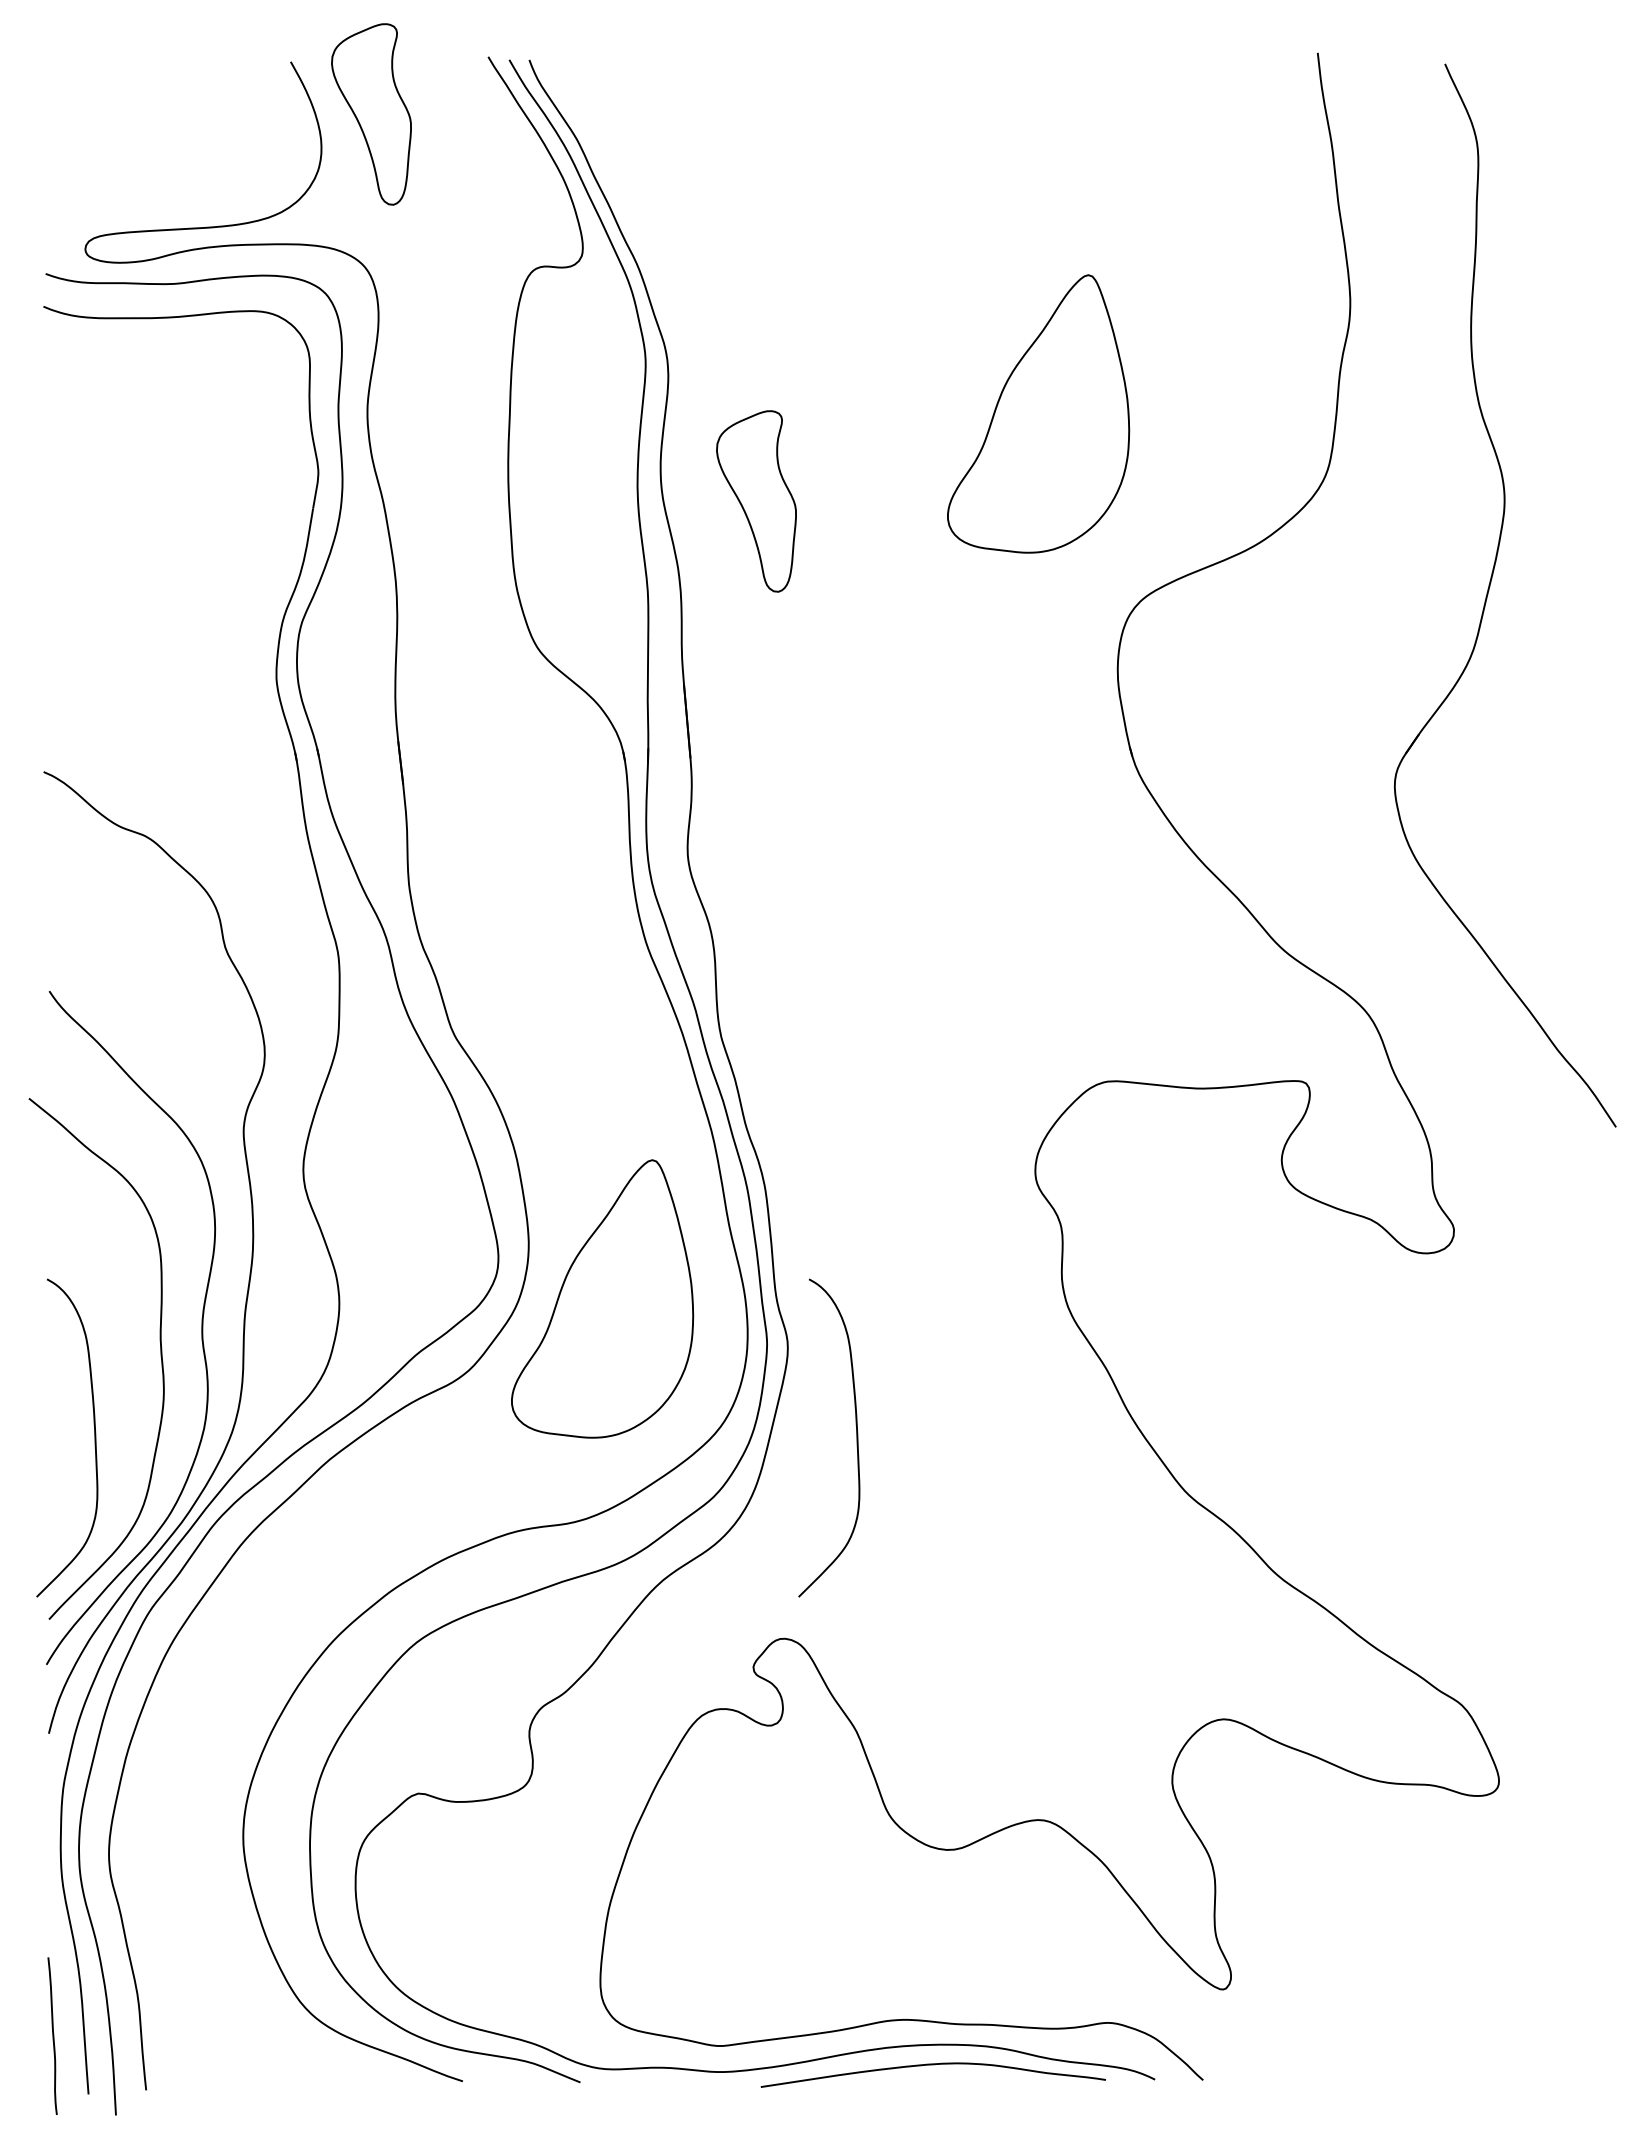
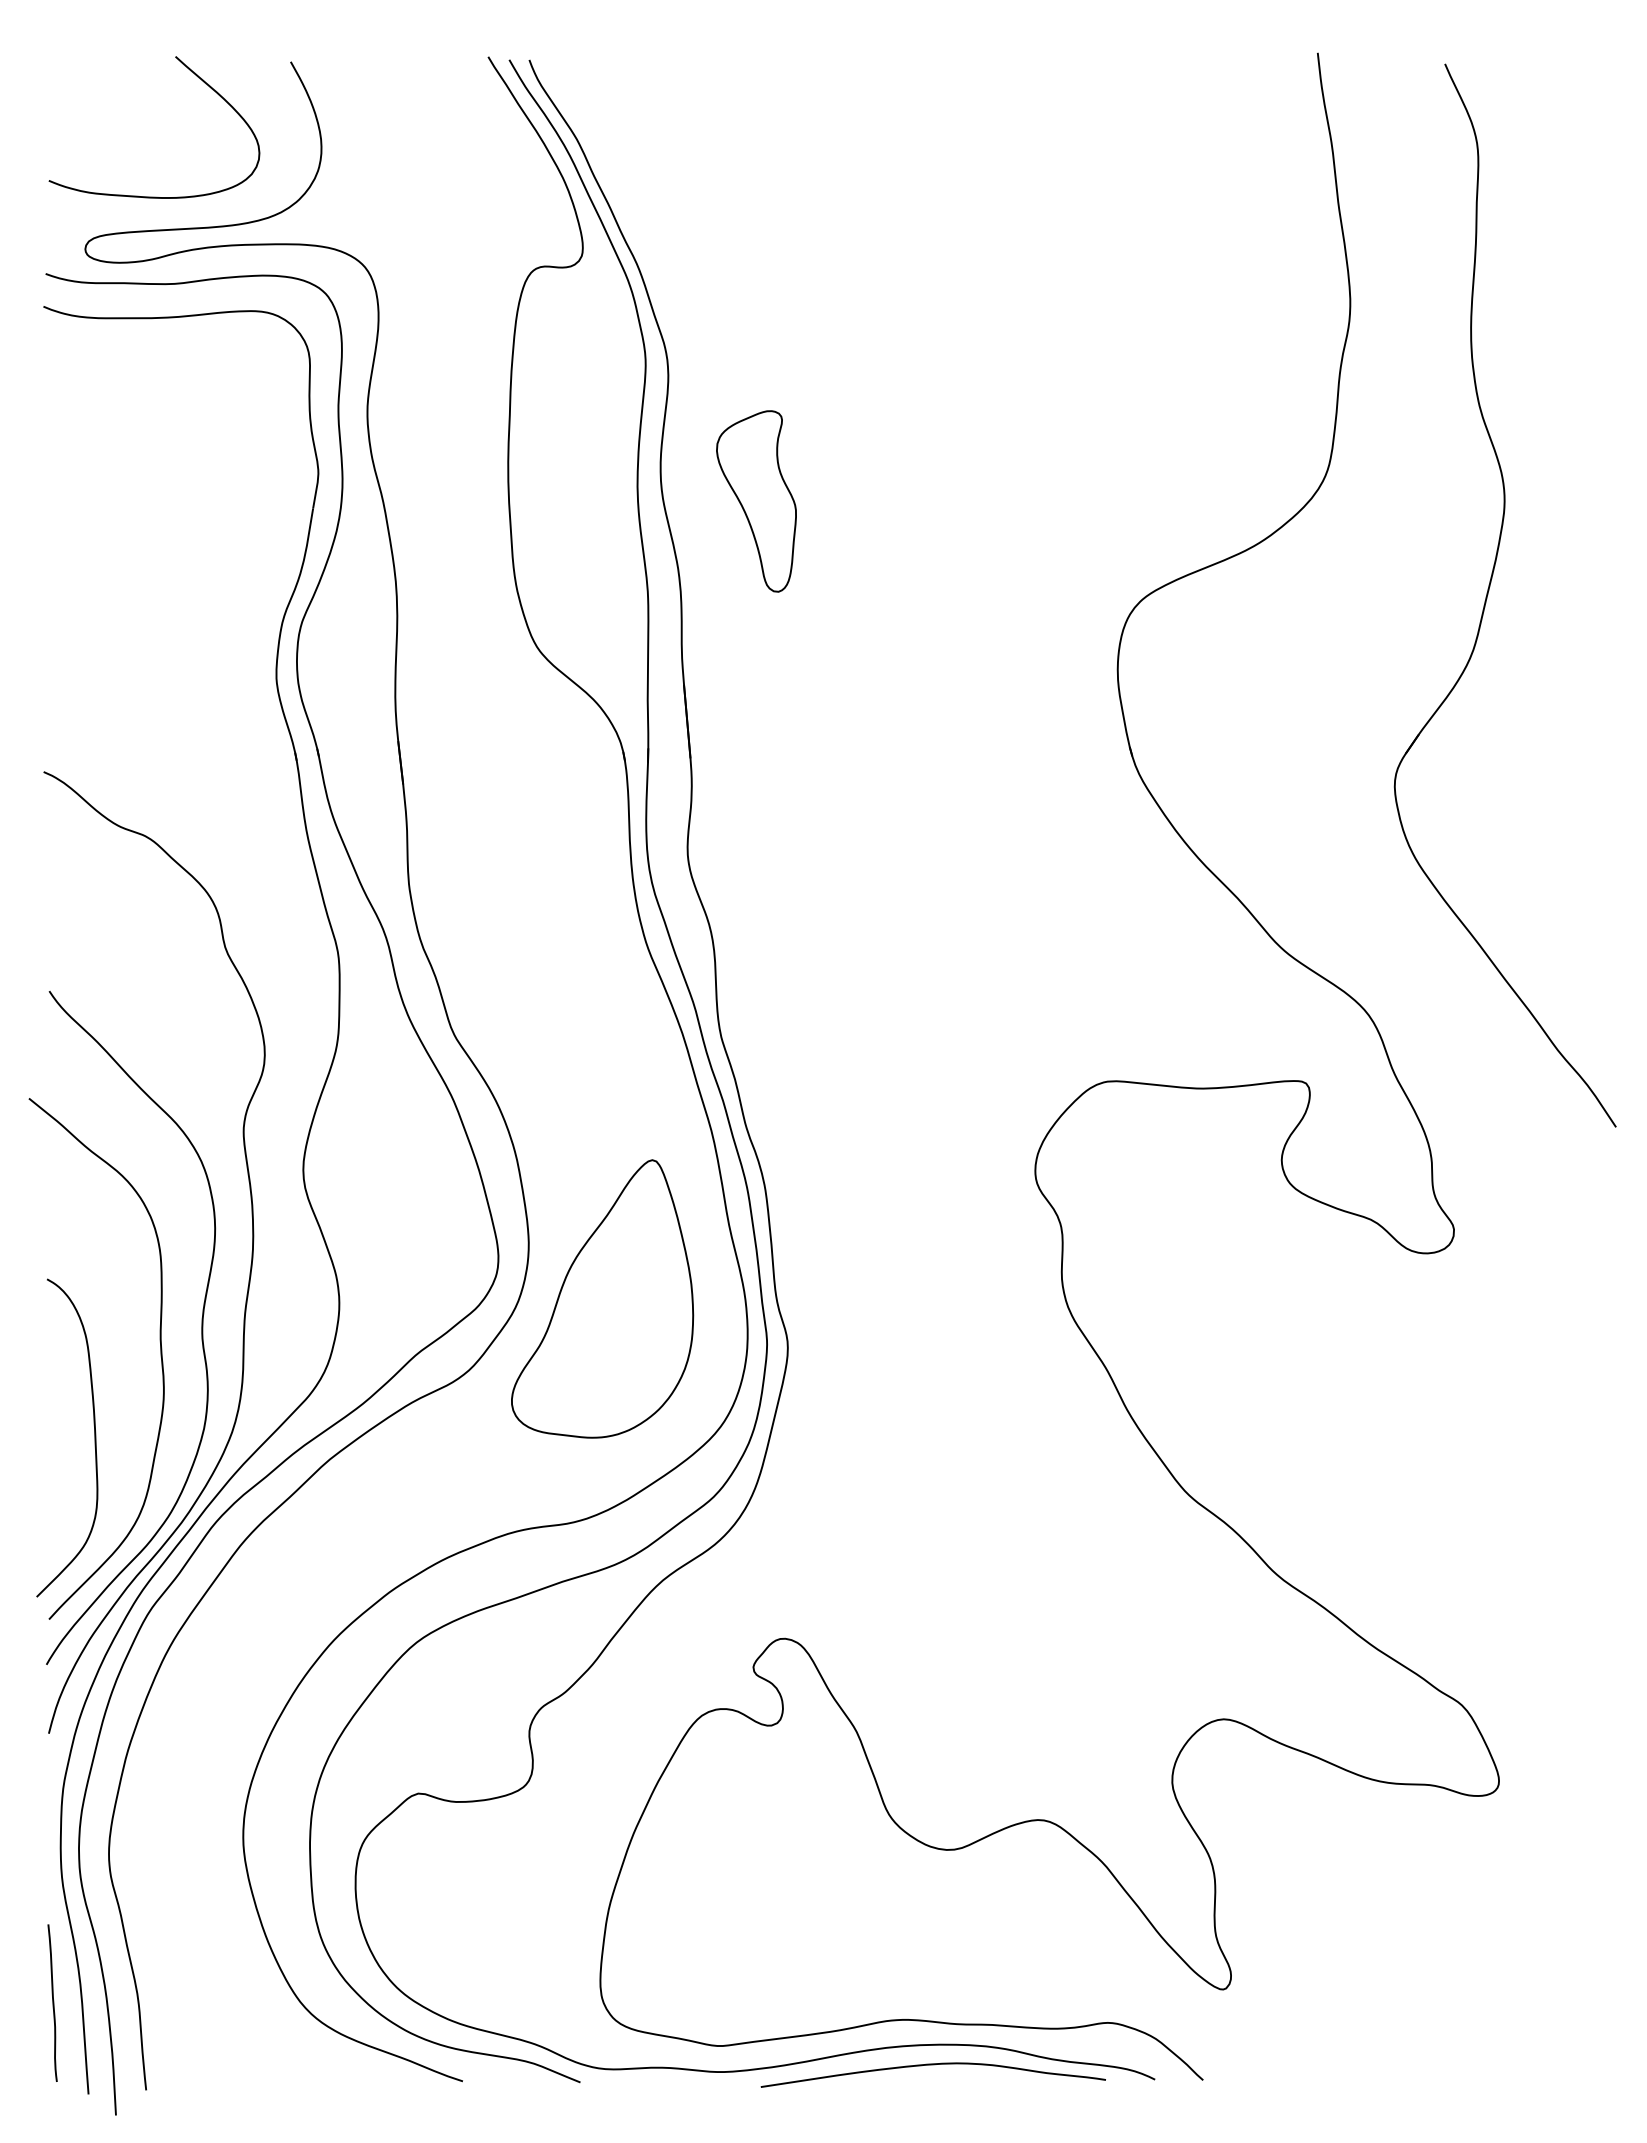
curve: none -> present (197, 77)
part: present -> none (371, 114)
part: present -> none (1038, 413)
curve: present -> none (856, 1437)
curve position: (52, 2035) -> (52, 2002) (52, 2002)
